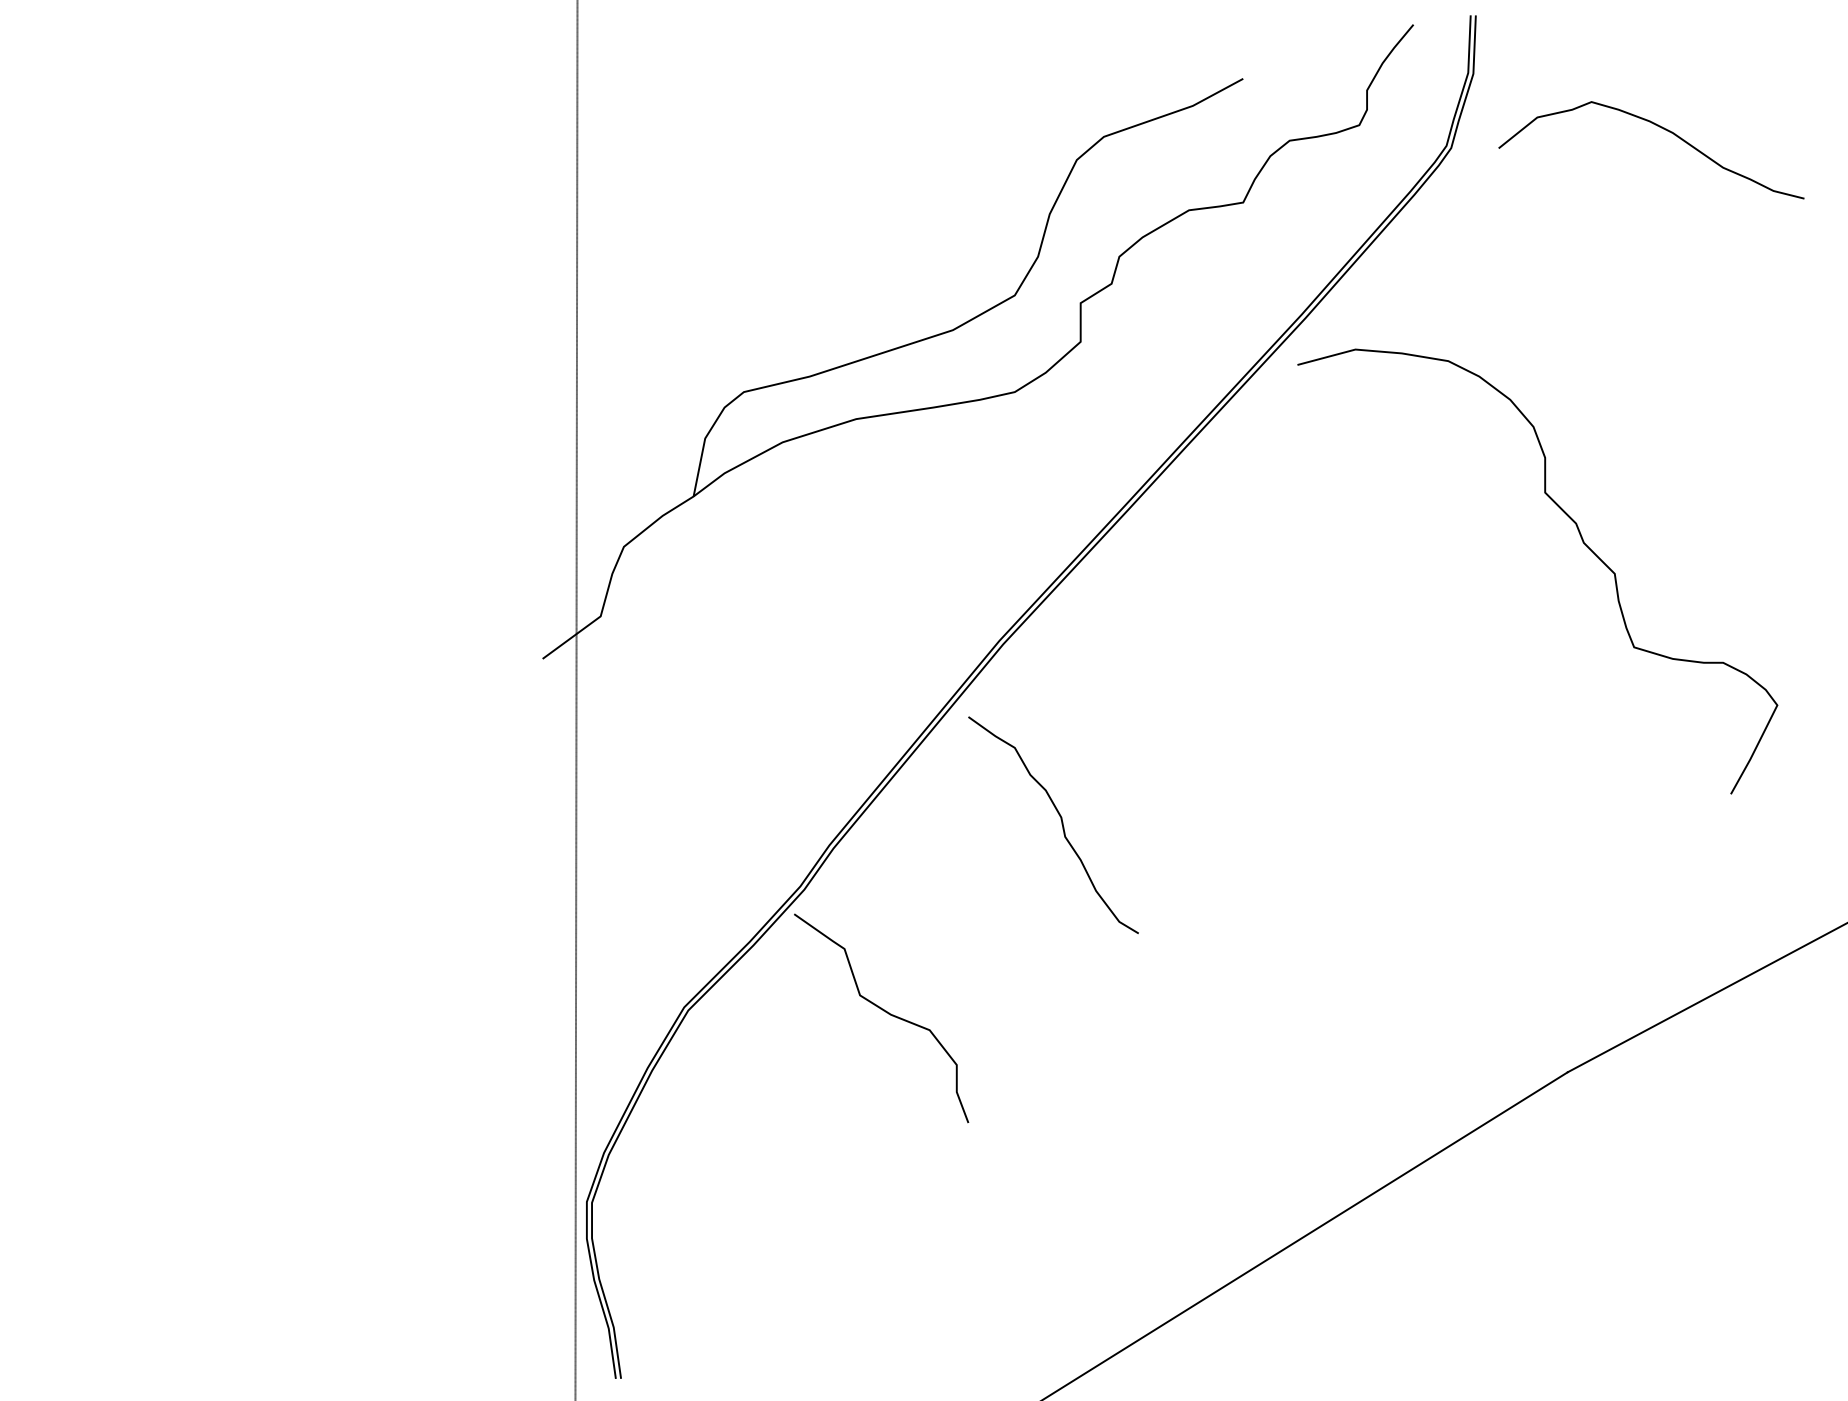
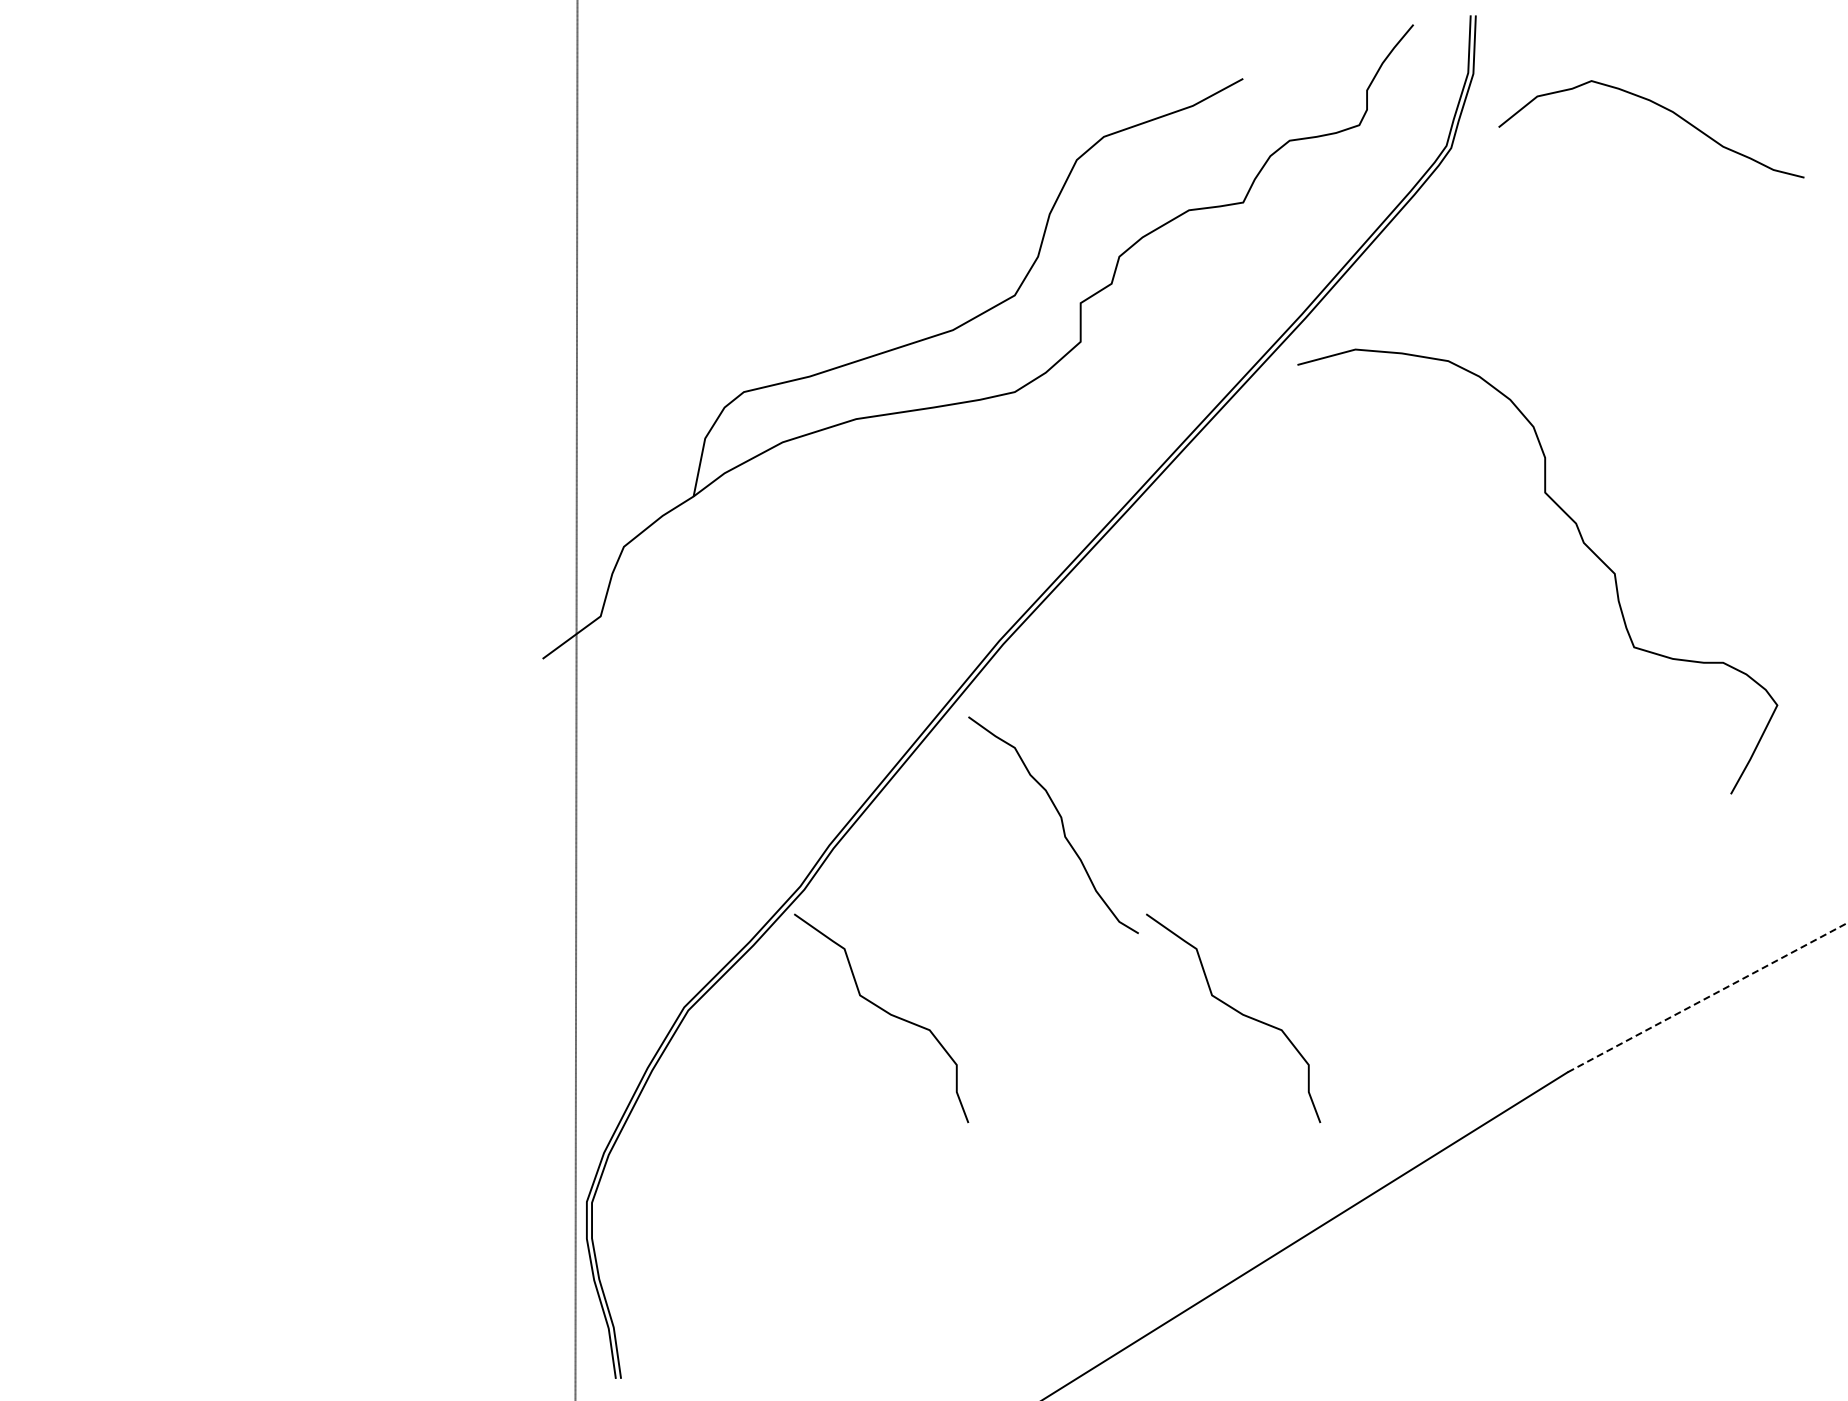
curve position: (1661, 128) -> (1661, 107) (1661, 107)
line: solid -> dashed (1708, 997)
curve: none -> present (1237, 1012)
